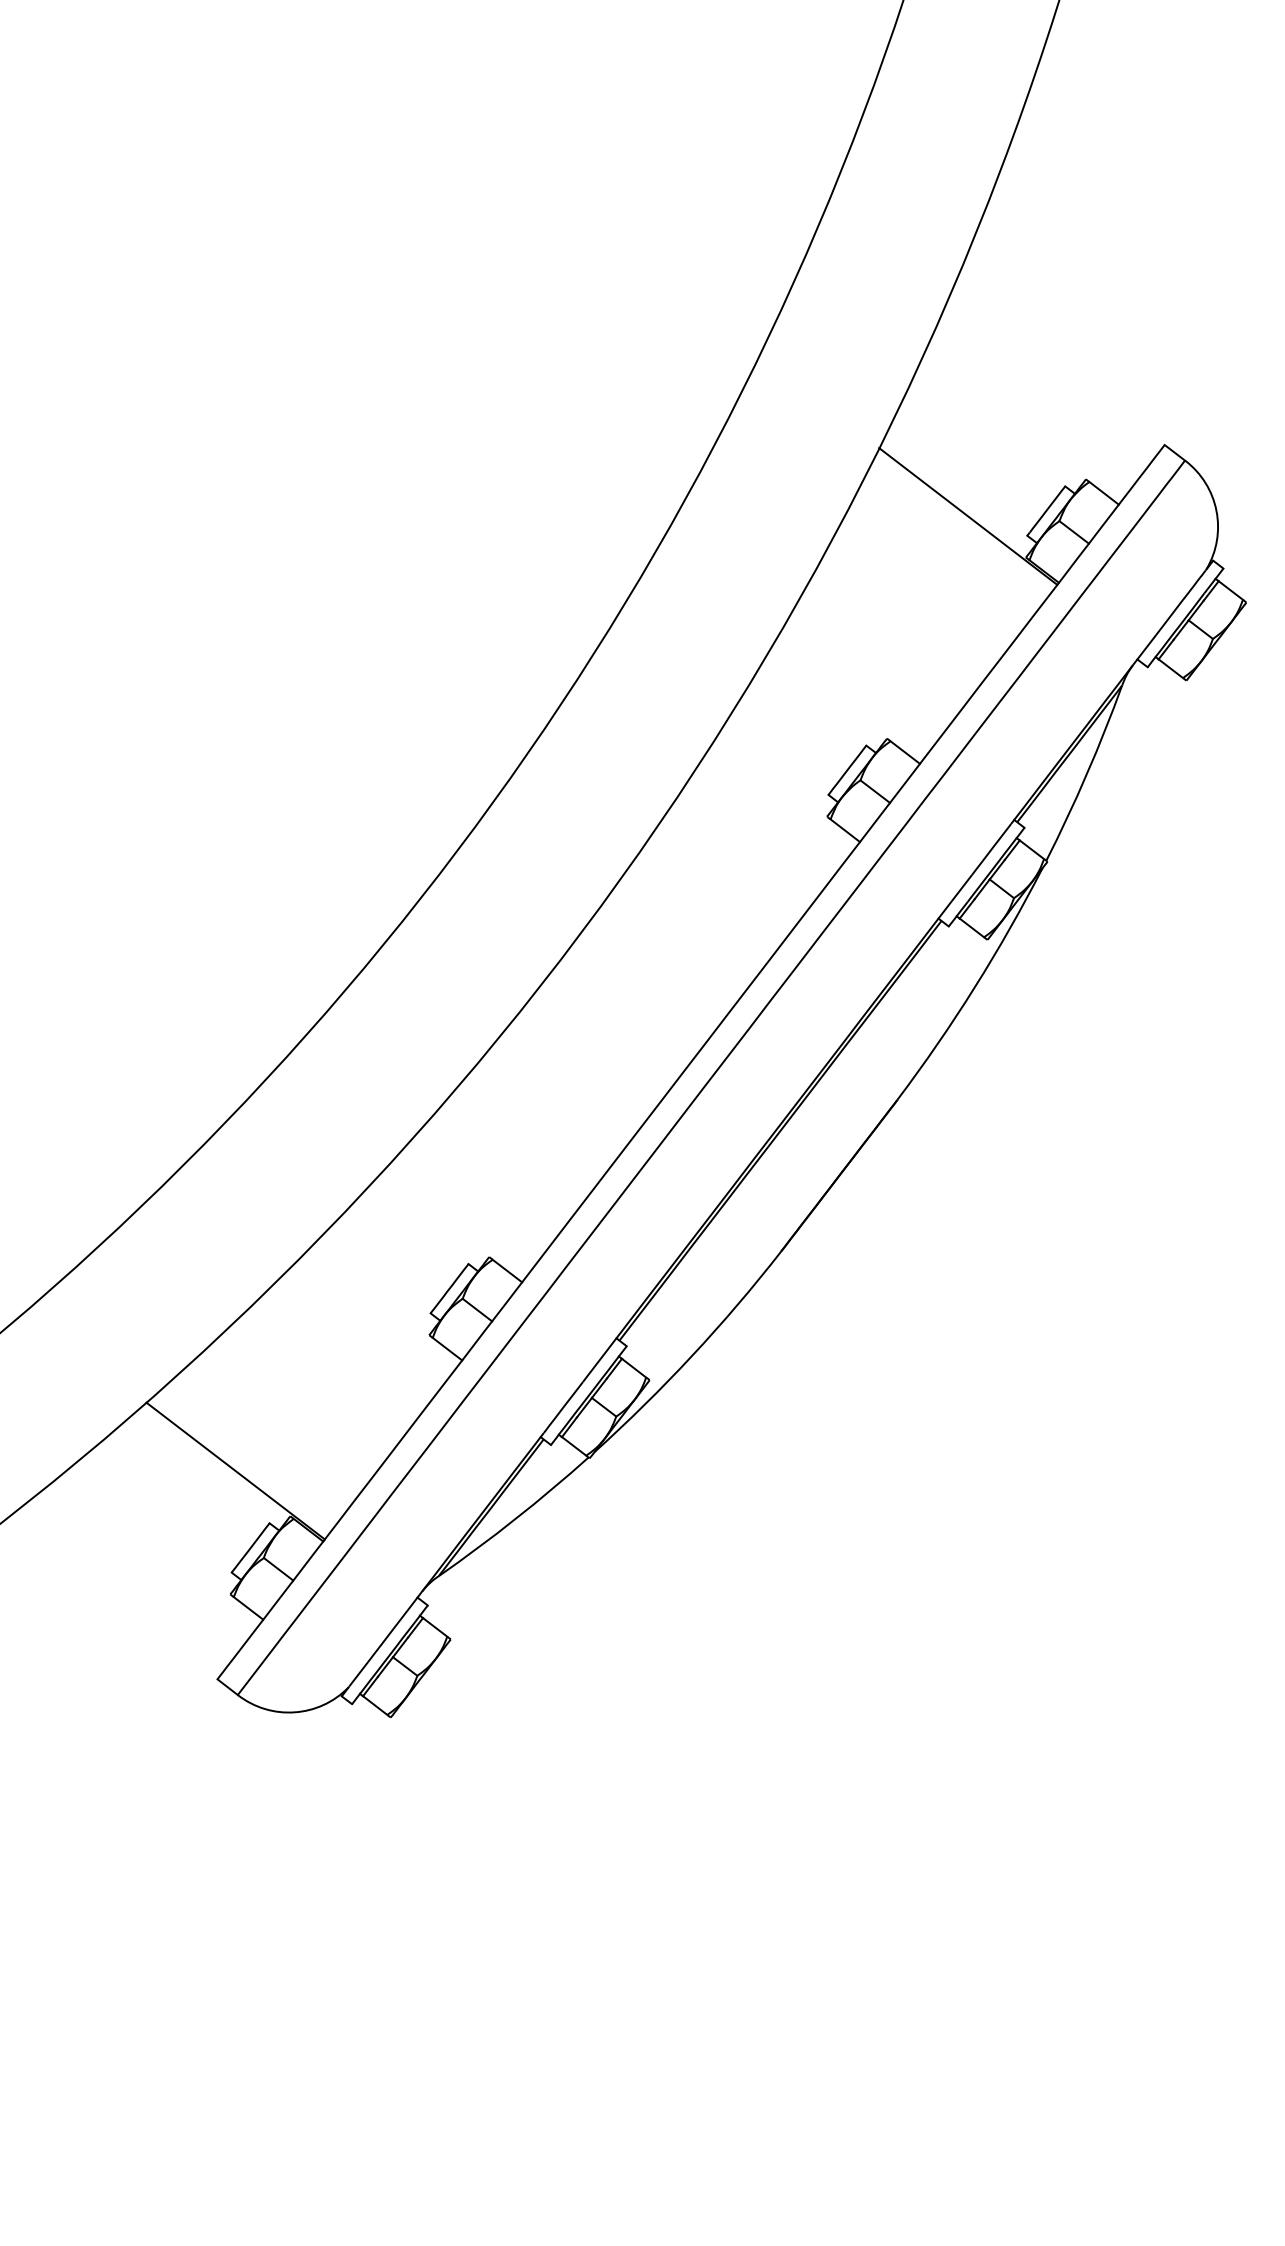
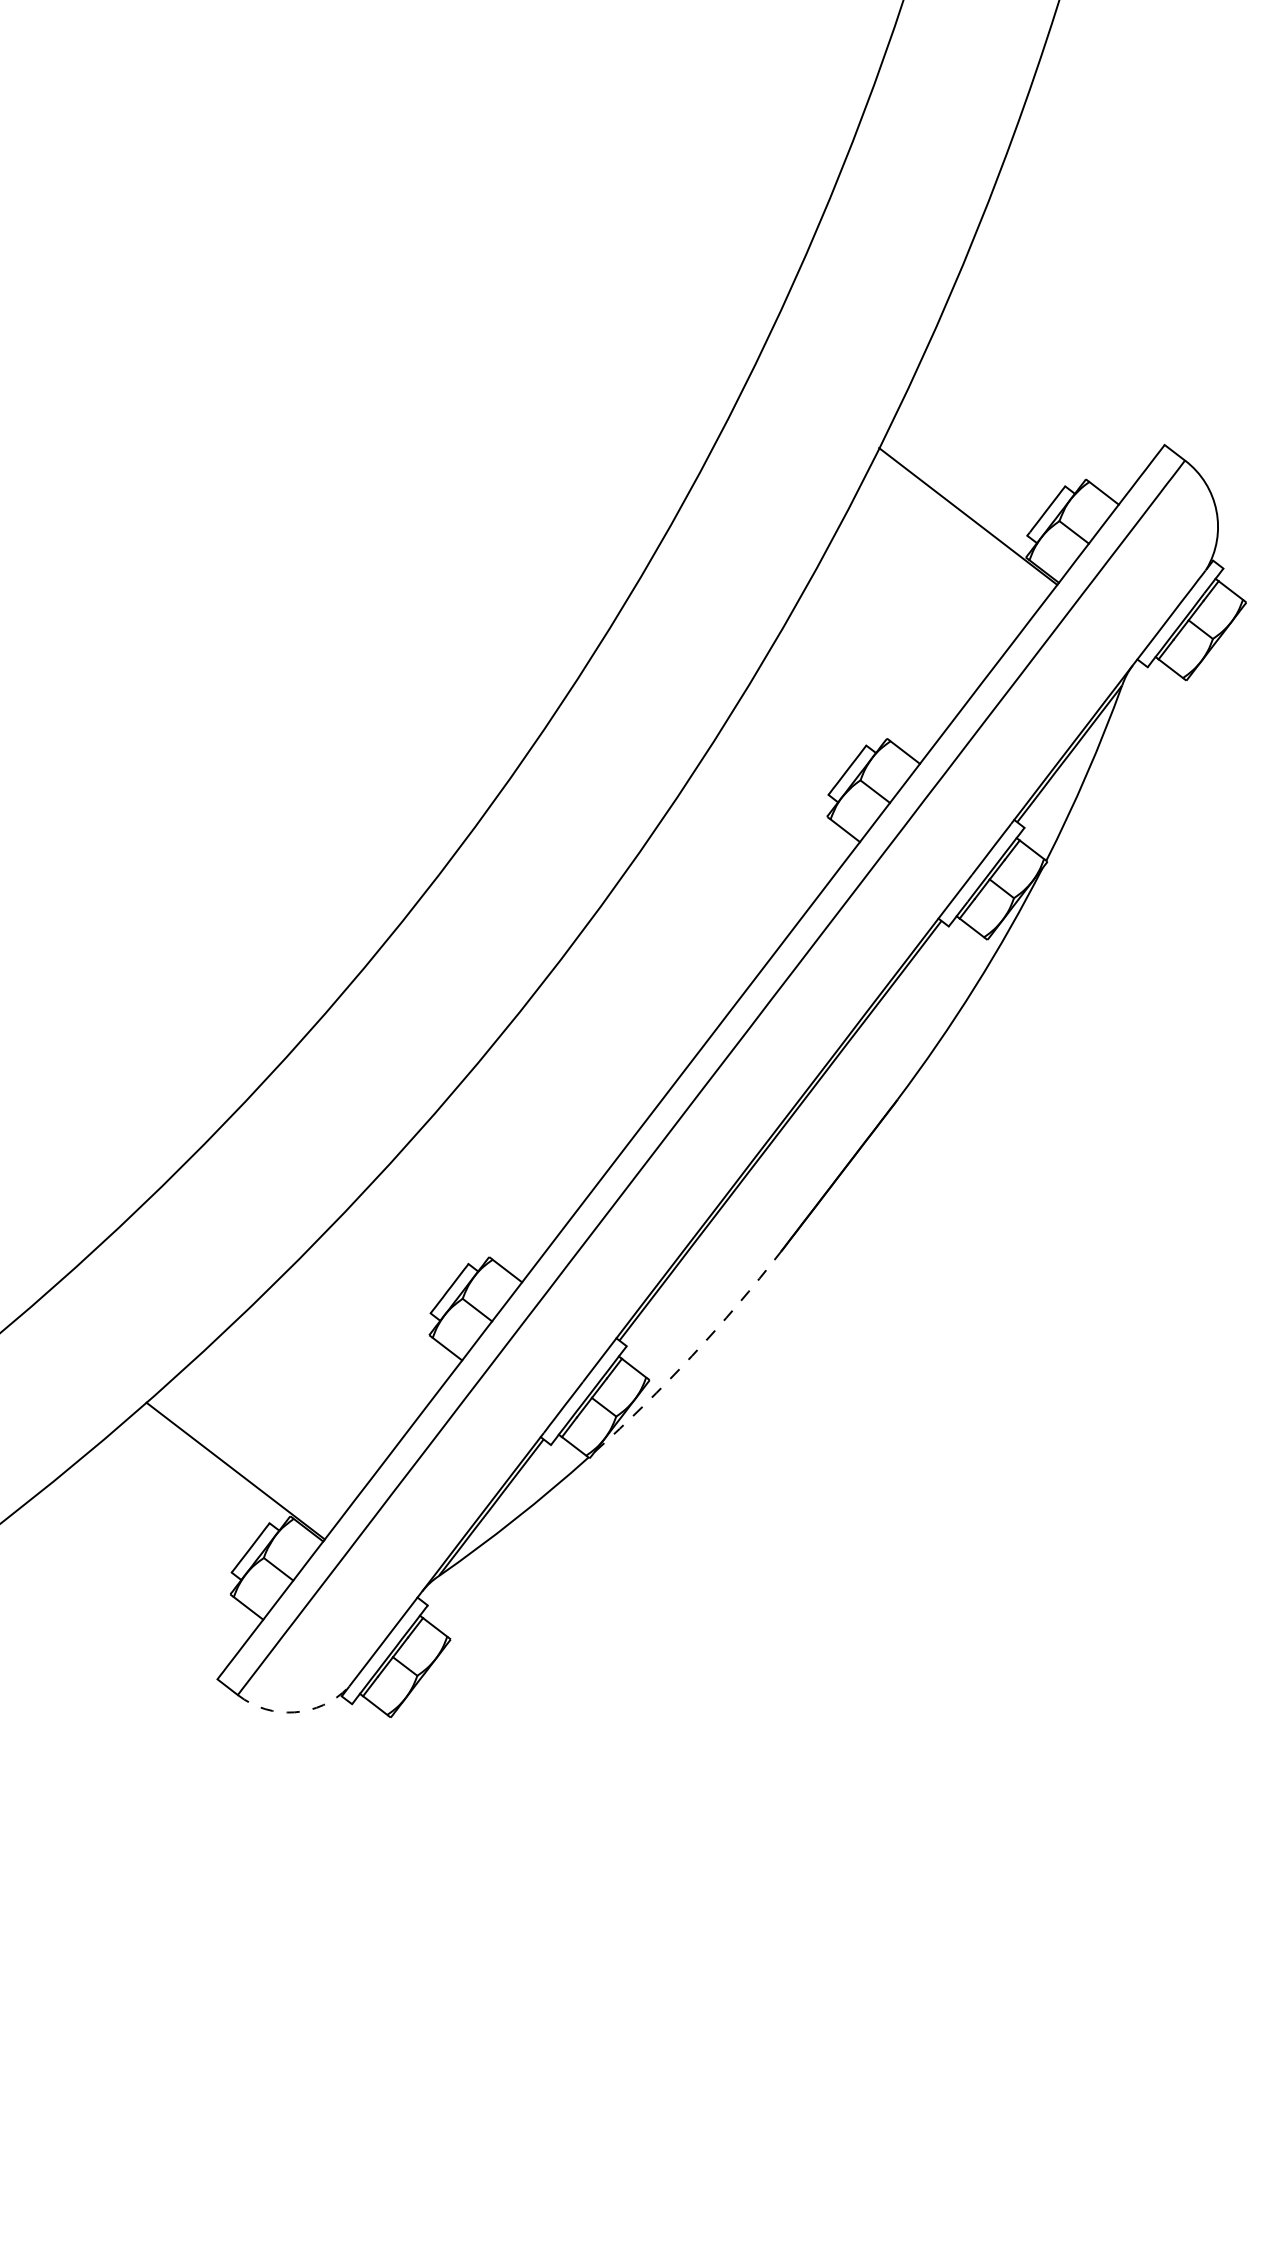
arc: solid -> dashed (692, 1356)
arc: solid -> dashed (294, 1712)
